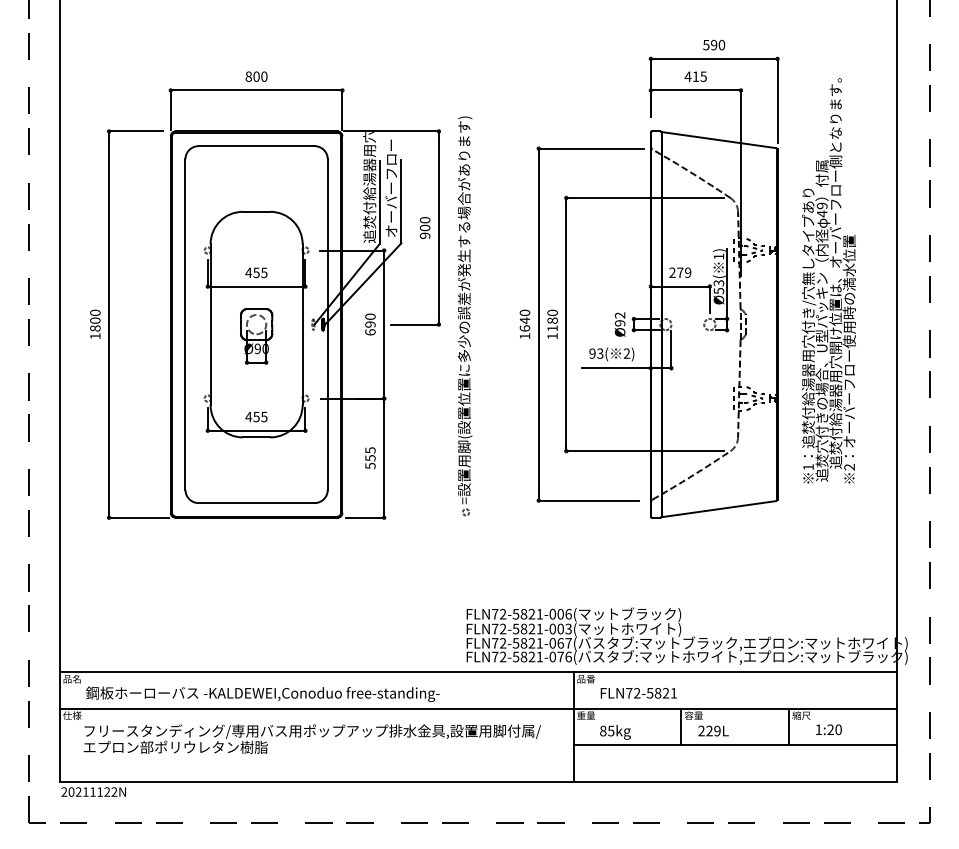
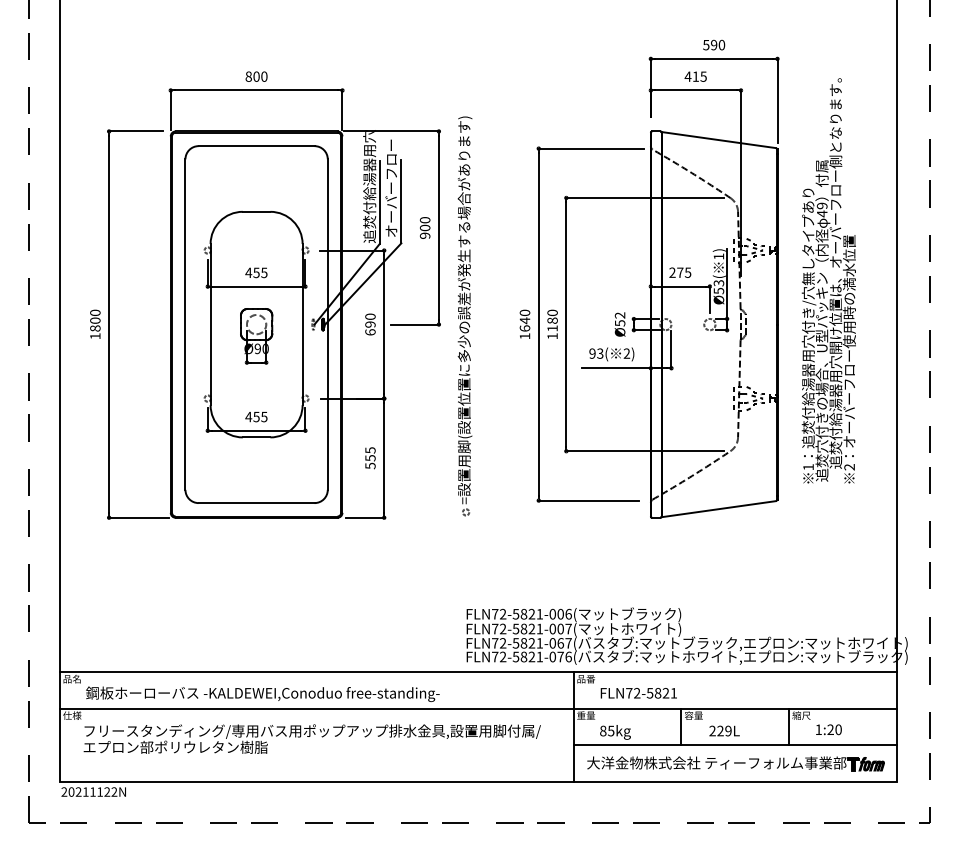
text: 279 -> 275 (687, 272)
text: Ø92 -> Ø52 (619, 323)
text: FLN72-5821-003( -> FLN72-5821-007( (568, 628)
text position: (713, 730) -> (724, 730) (724, 730)
part: none -> present (735, 763)
